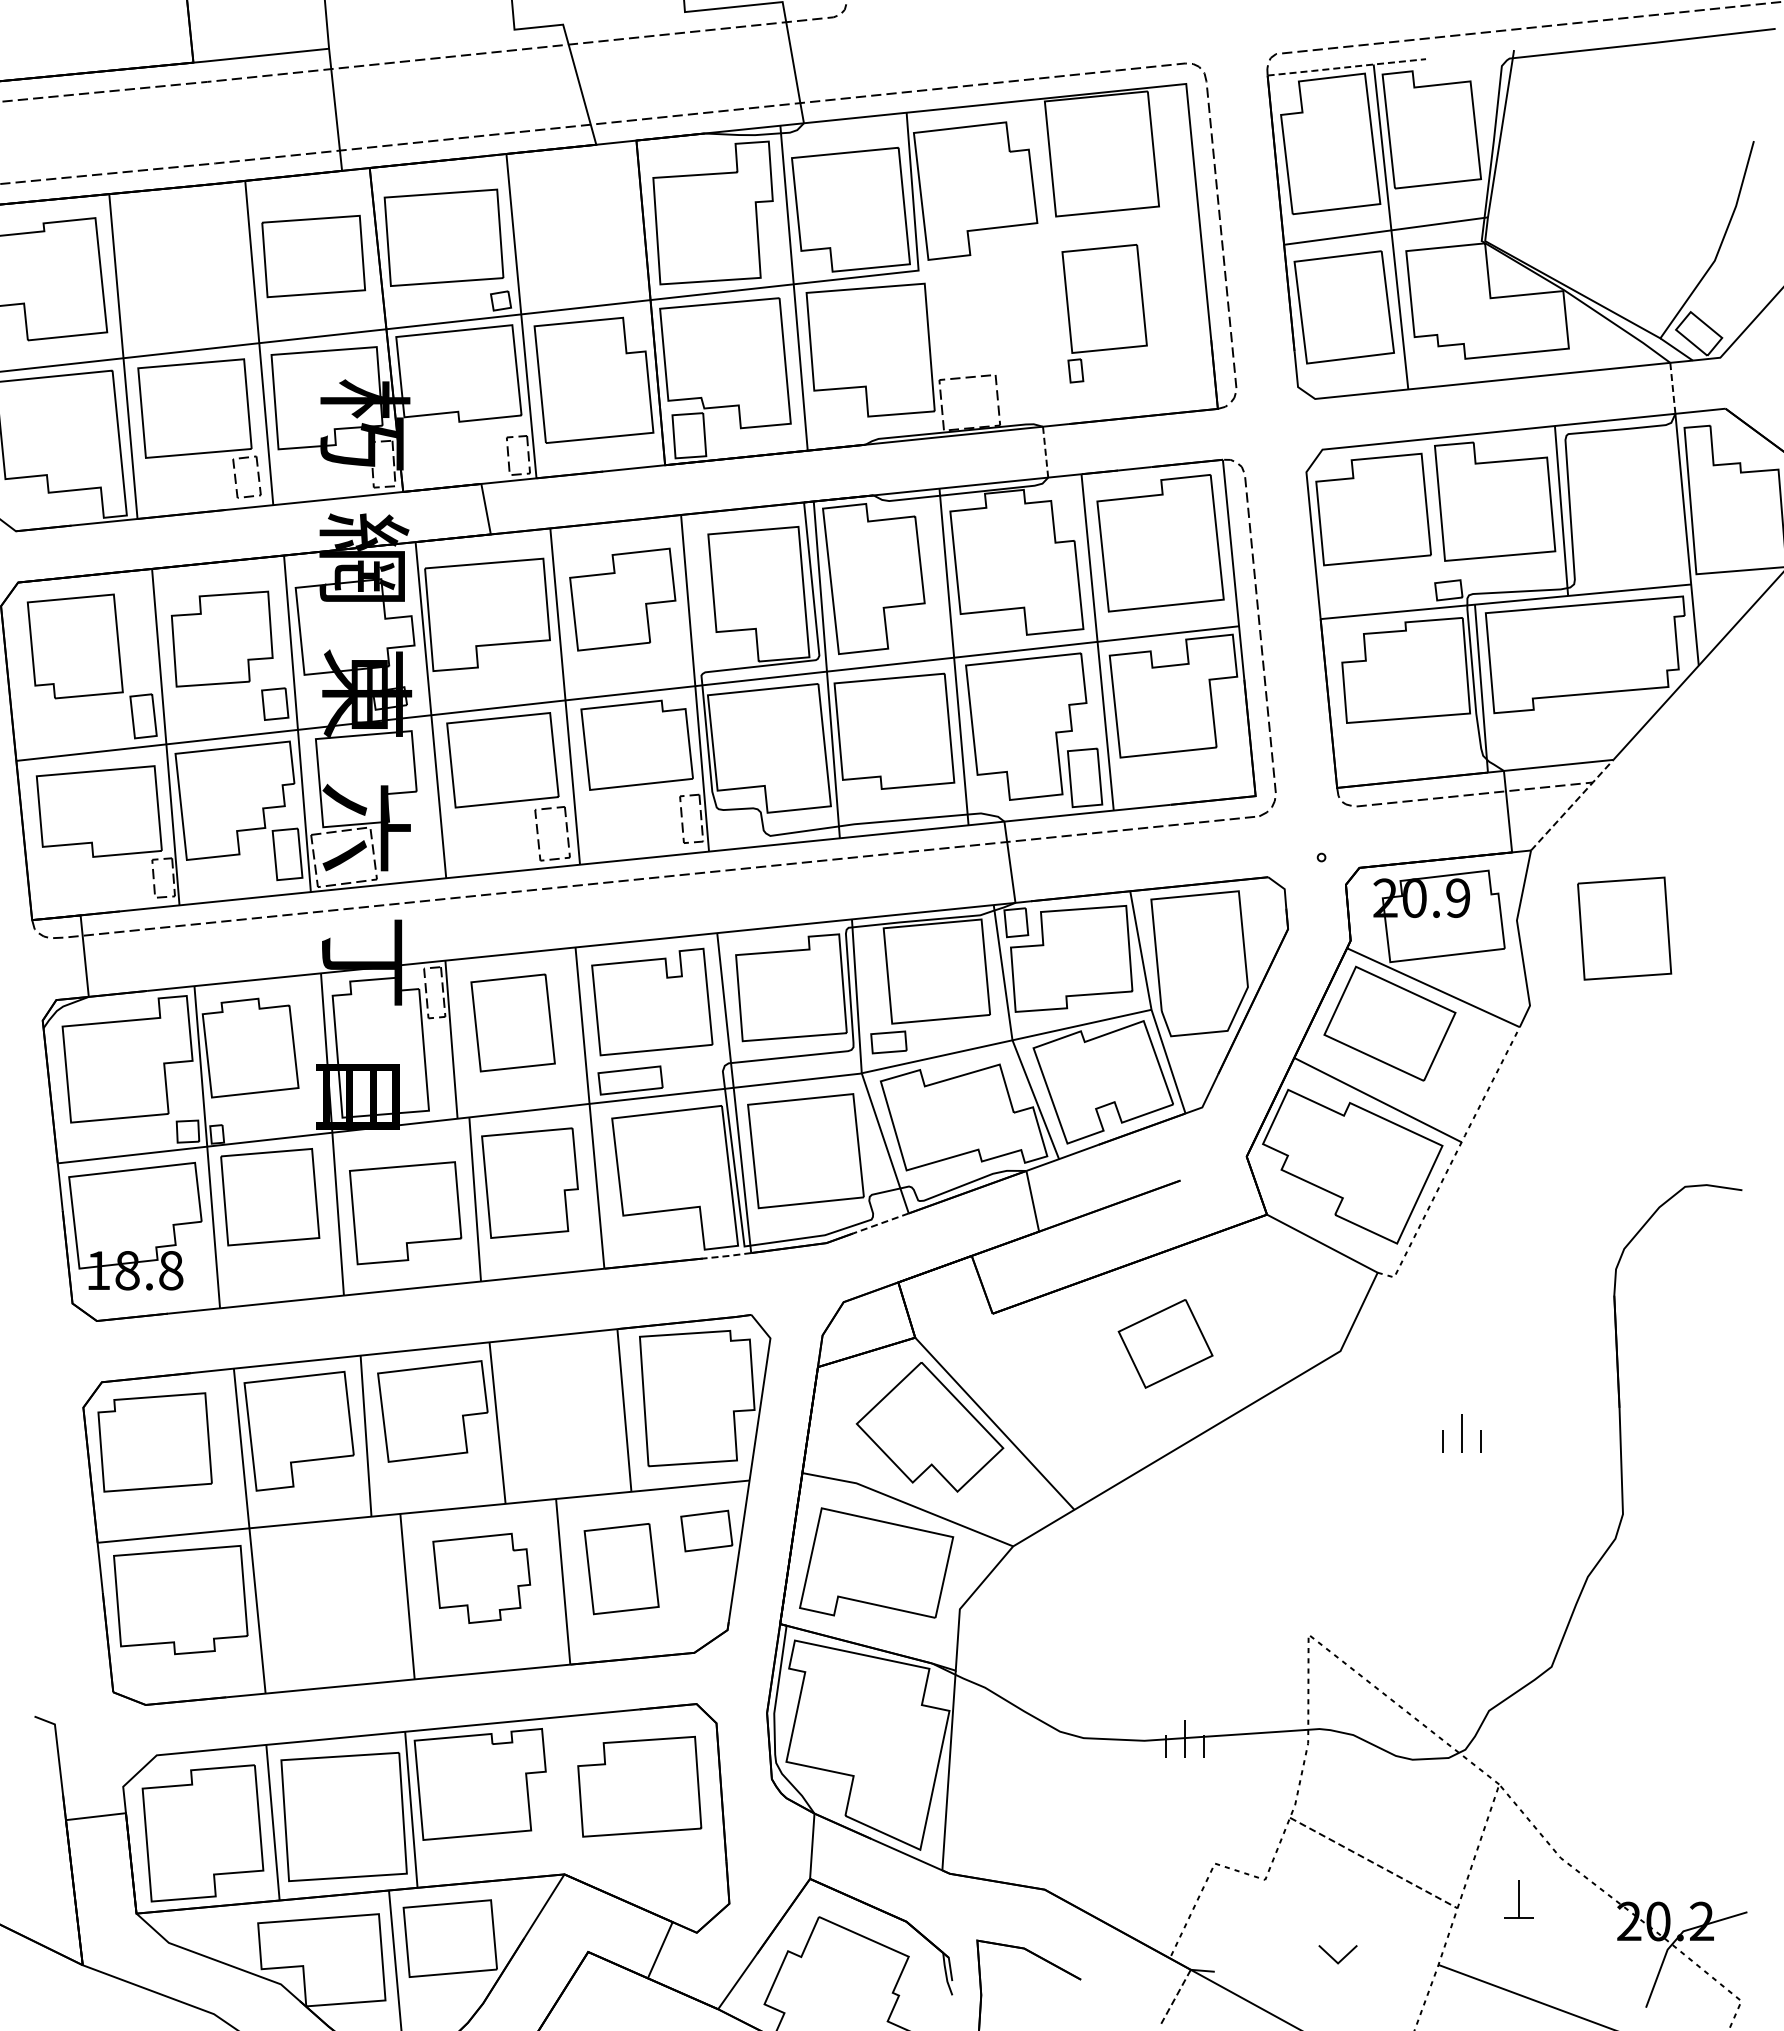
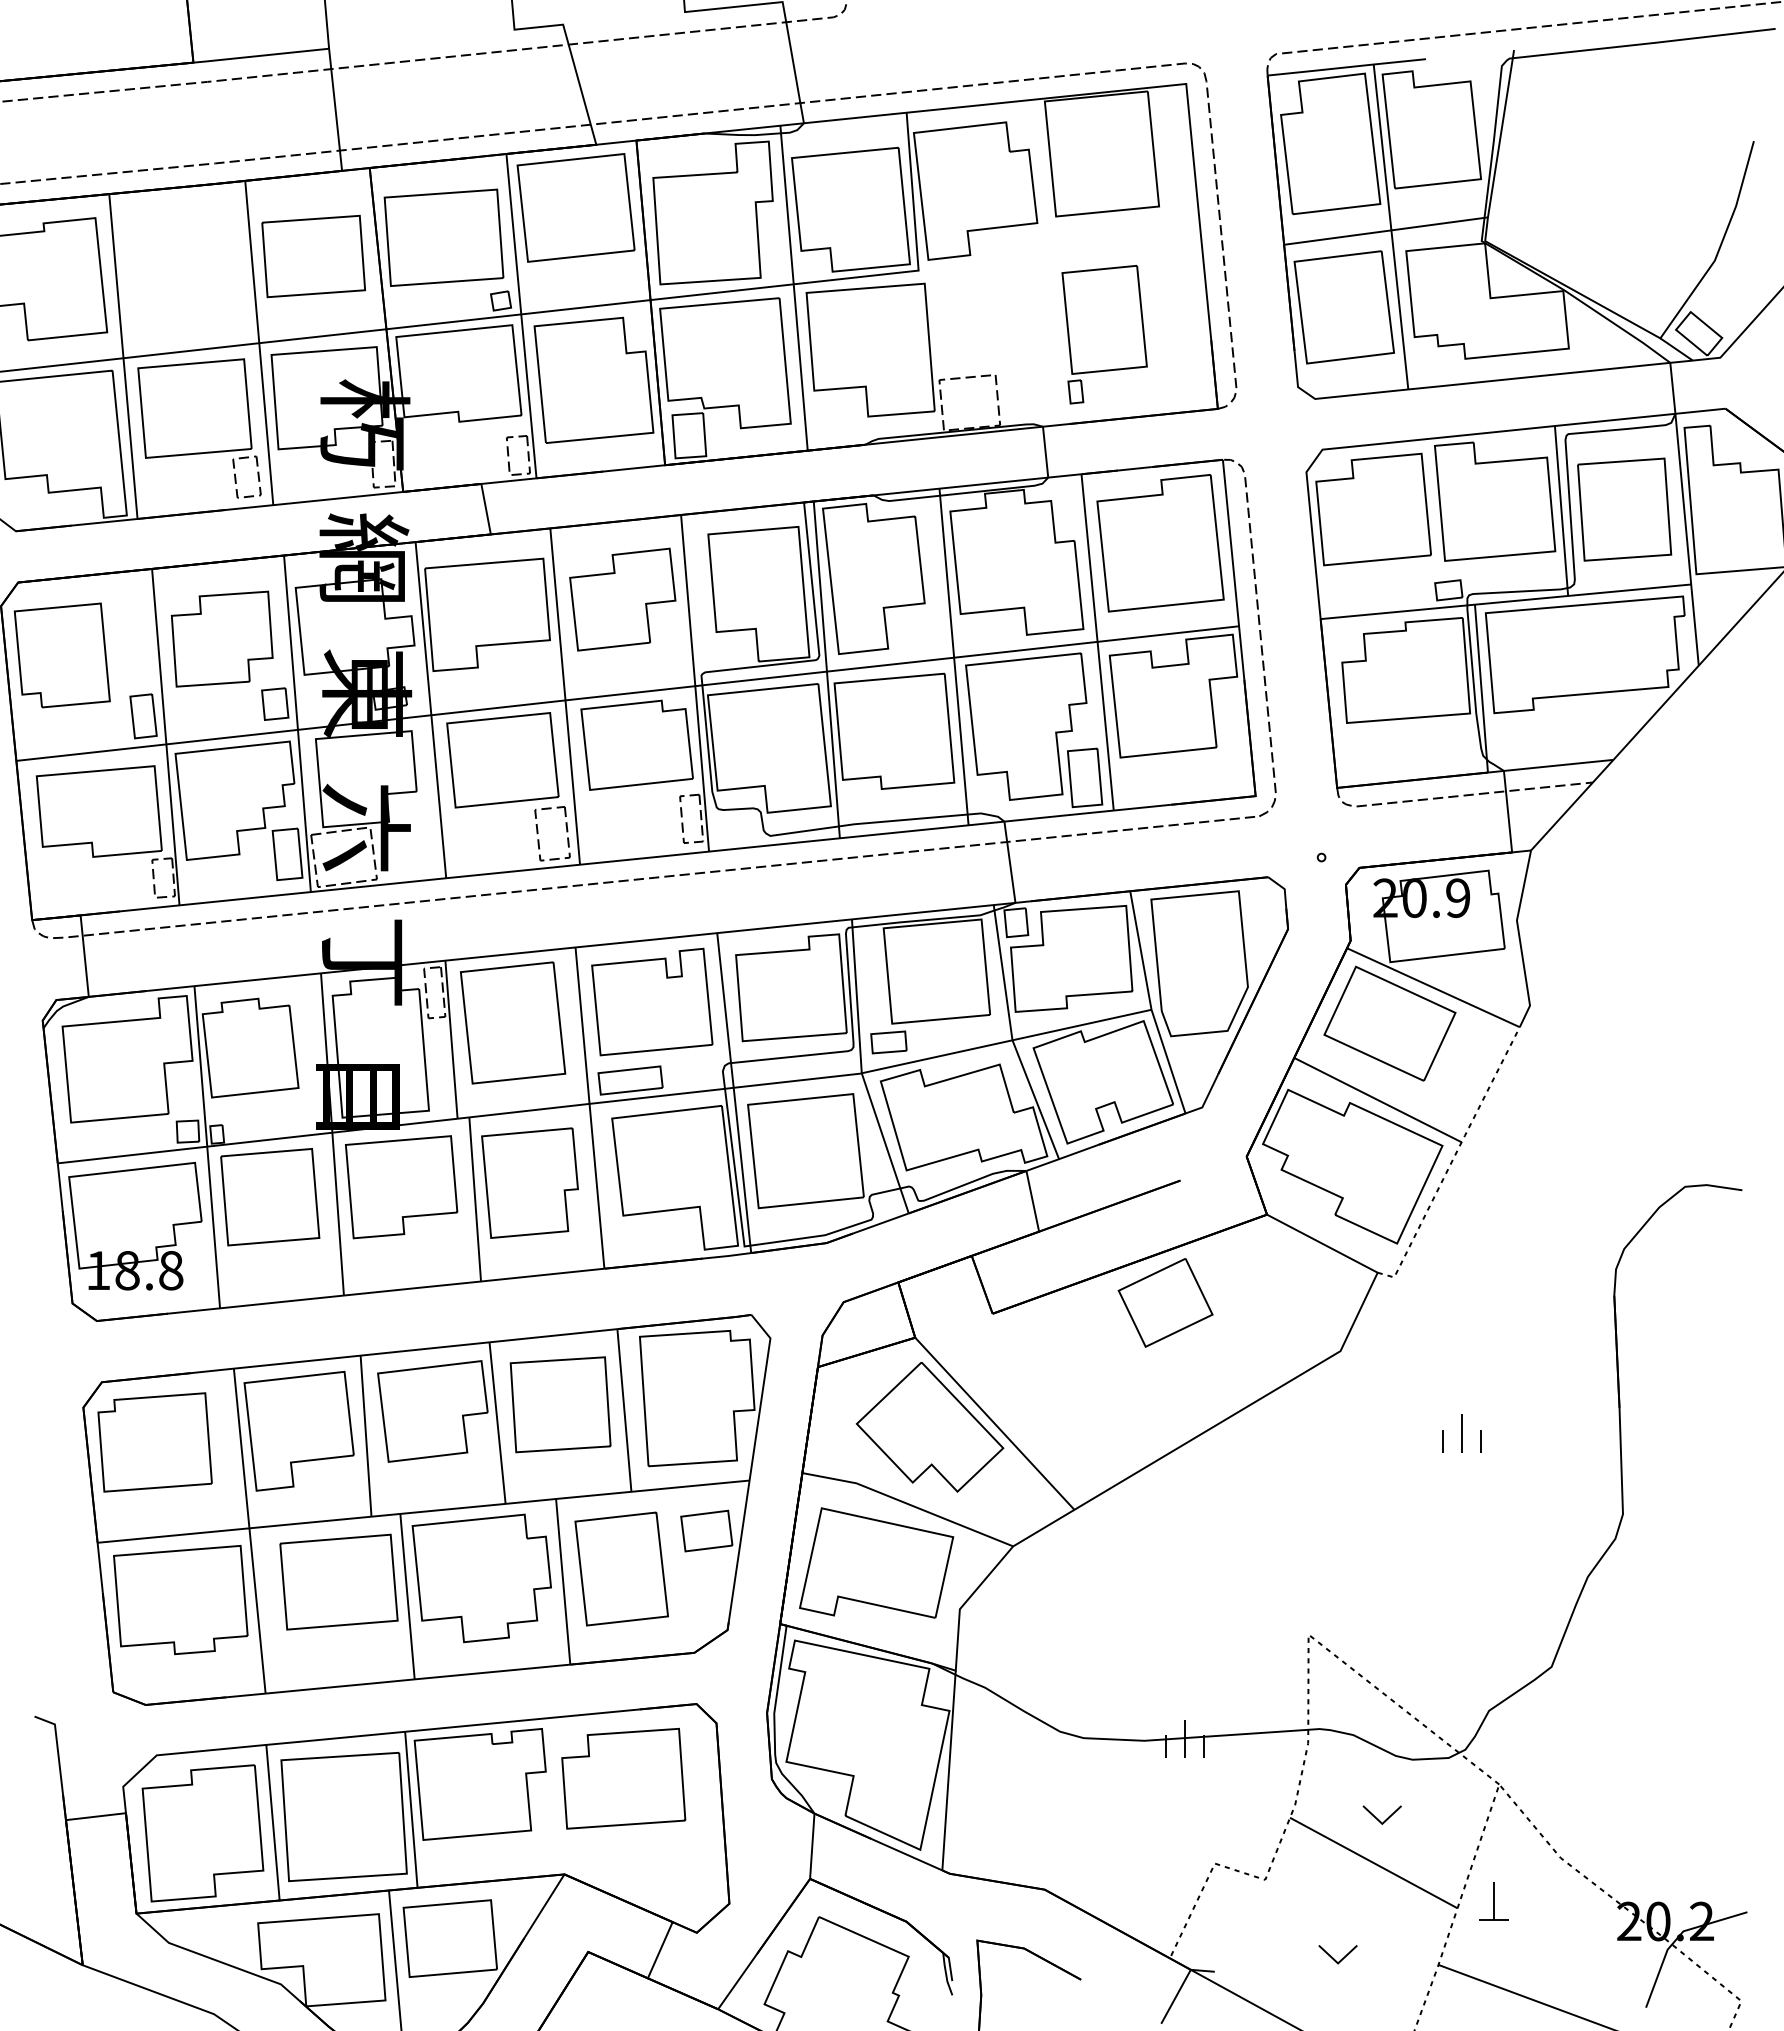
line: dashed -> solid (1347, 67)
part: none -> present (575, 207)
part position: (1104, 313) -> (1104, 334) (1104, 334)
line: dashed -> solid (1672, 388)
line: dashed -> solid (1045, 452)
part position: (74, 646) -> (61, 655) (61, 655)
line: dashed -> solid (1572, 804)
part position: (1624, 928) -> (1624, 509) (1624, 509)
part size: 86x100 px -> 107x124 px (513, 1022)
part position: (405, 1213) -> (401, 1187) (401, 1187)
line: dashed -> solid (880, 1223)
line: dashed -> solid (727, 1256)
part position: (1165, 1343) -> (1165, 1302) (1165, 1302)
part: none -> present (560, 1404)
part size: 77x93 px -> 95x116 px (621, 1568)
part size: 100x92 px -> 141x131 px (481, 1578)
part: none -> present (338, 1581)
part position: (639, 1786) -> (623, 1778) (623, 1778)
part: none -> present (1381, 1814)
line: dashed -> solid (1374, 1863)
part position: (1518, 1899) -> (1493, 1901) (1493, 1901)
line: dashed -> solid (1176, 1996)
